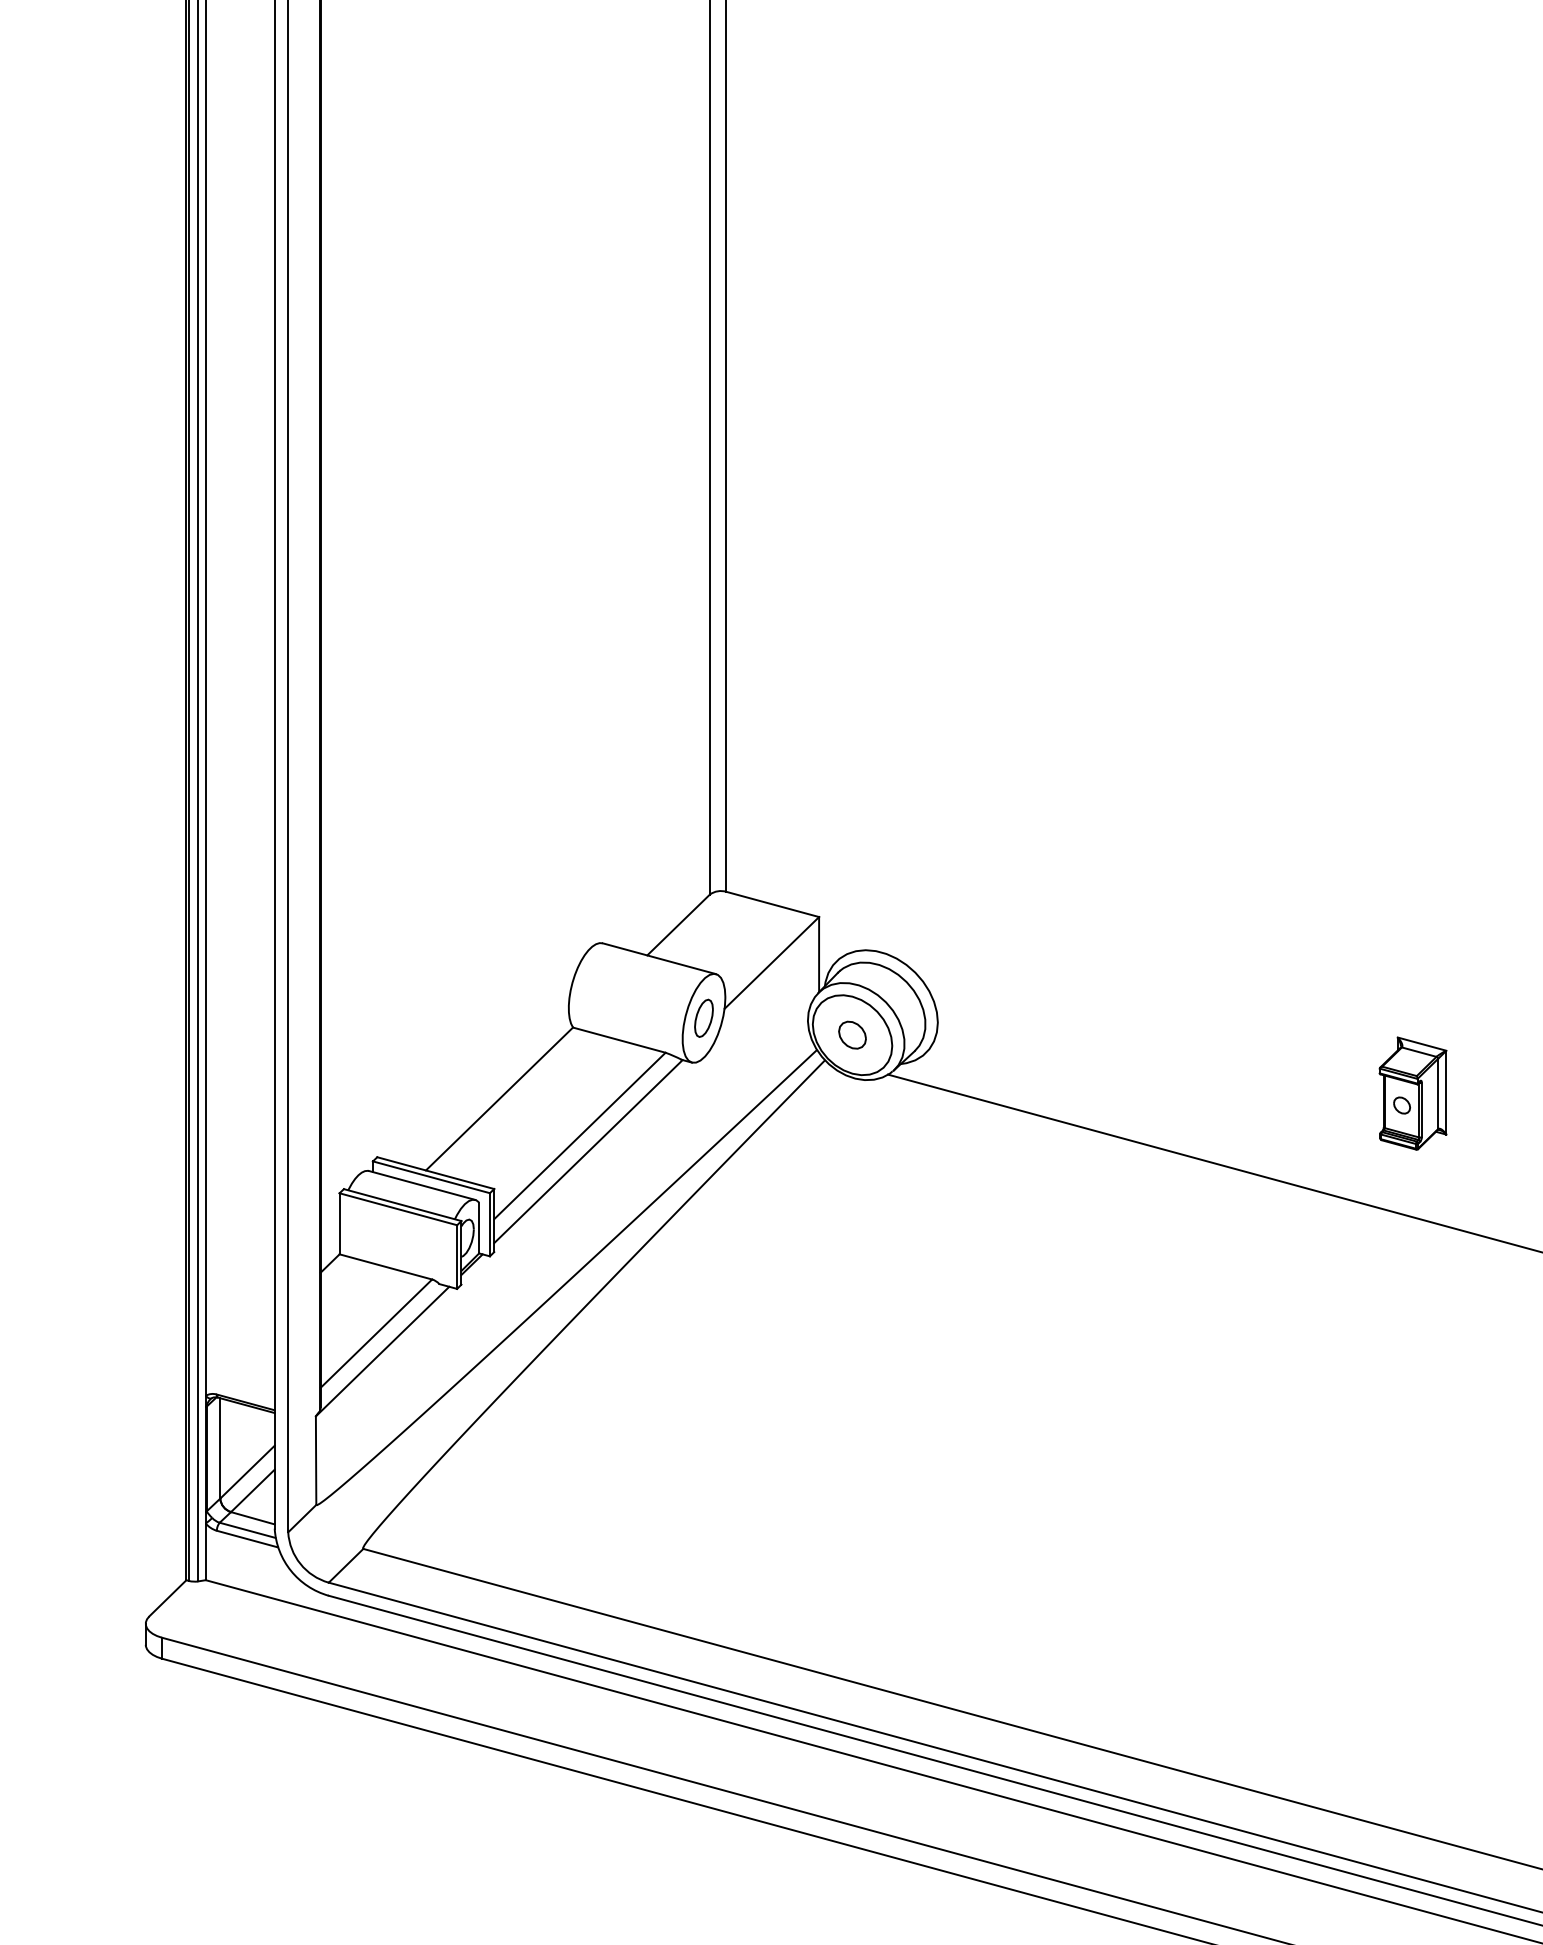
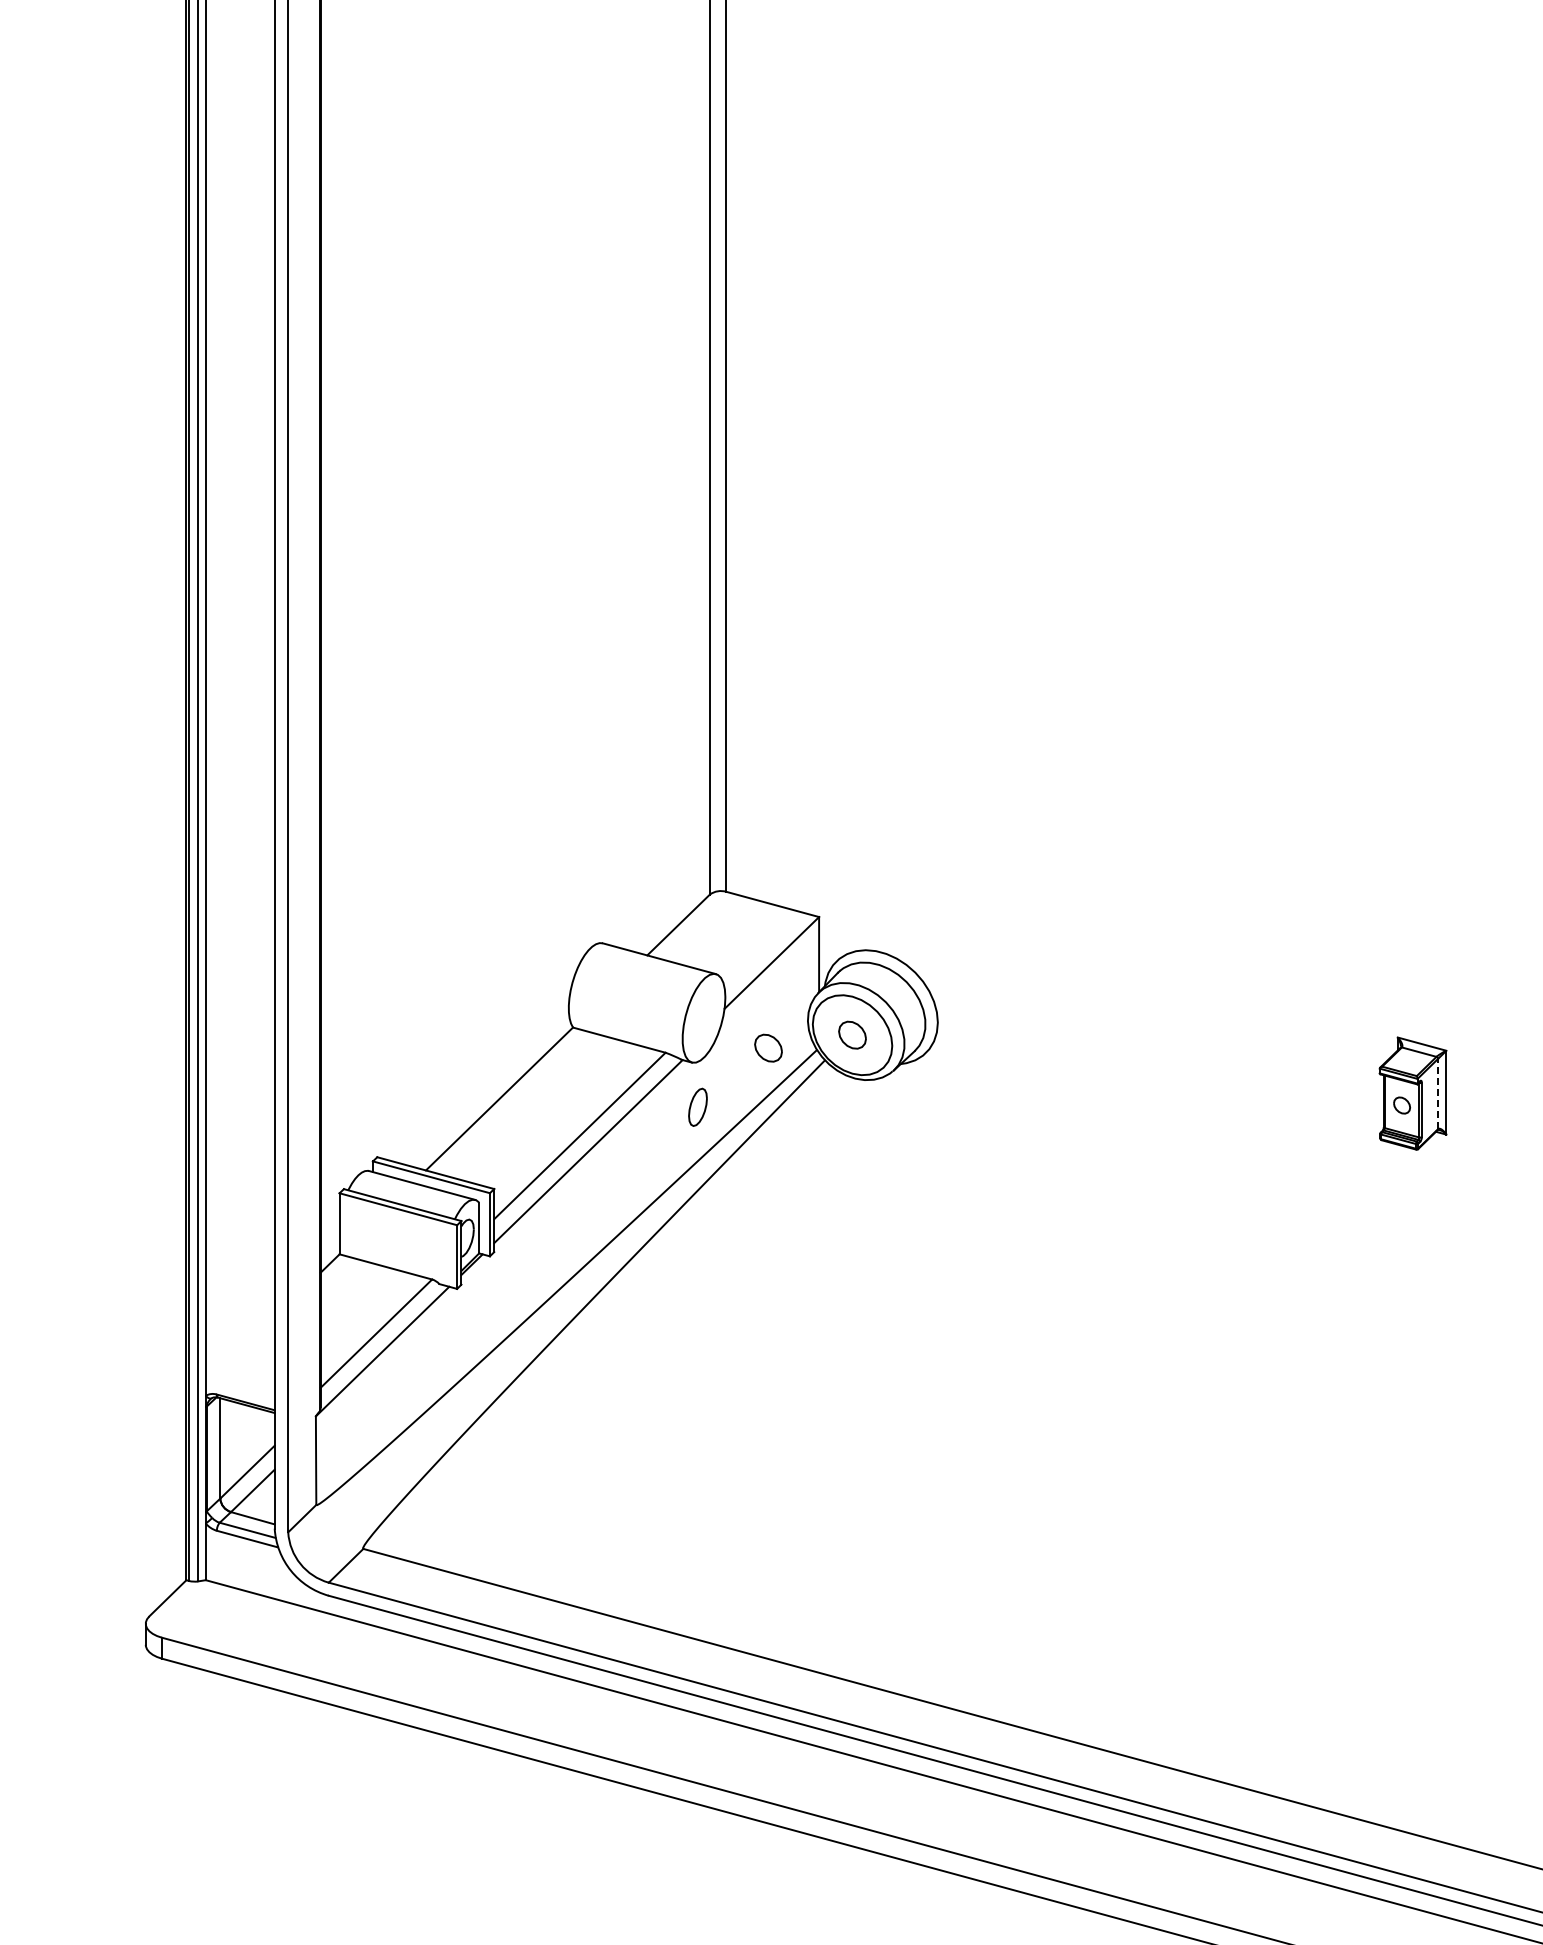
part position: (703, 1017) -> (697, 1106) (697, 1106)
part: none -> present (768, 1047)
line: solid -> dashed (1438, 1093)
line: present -> none (1213, 1162)
